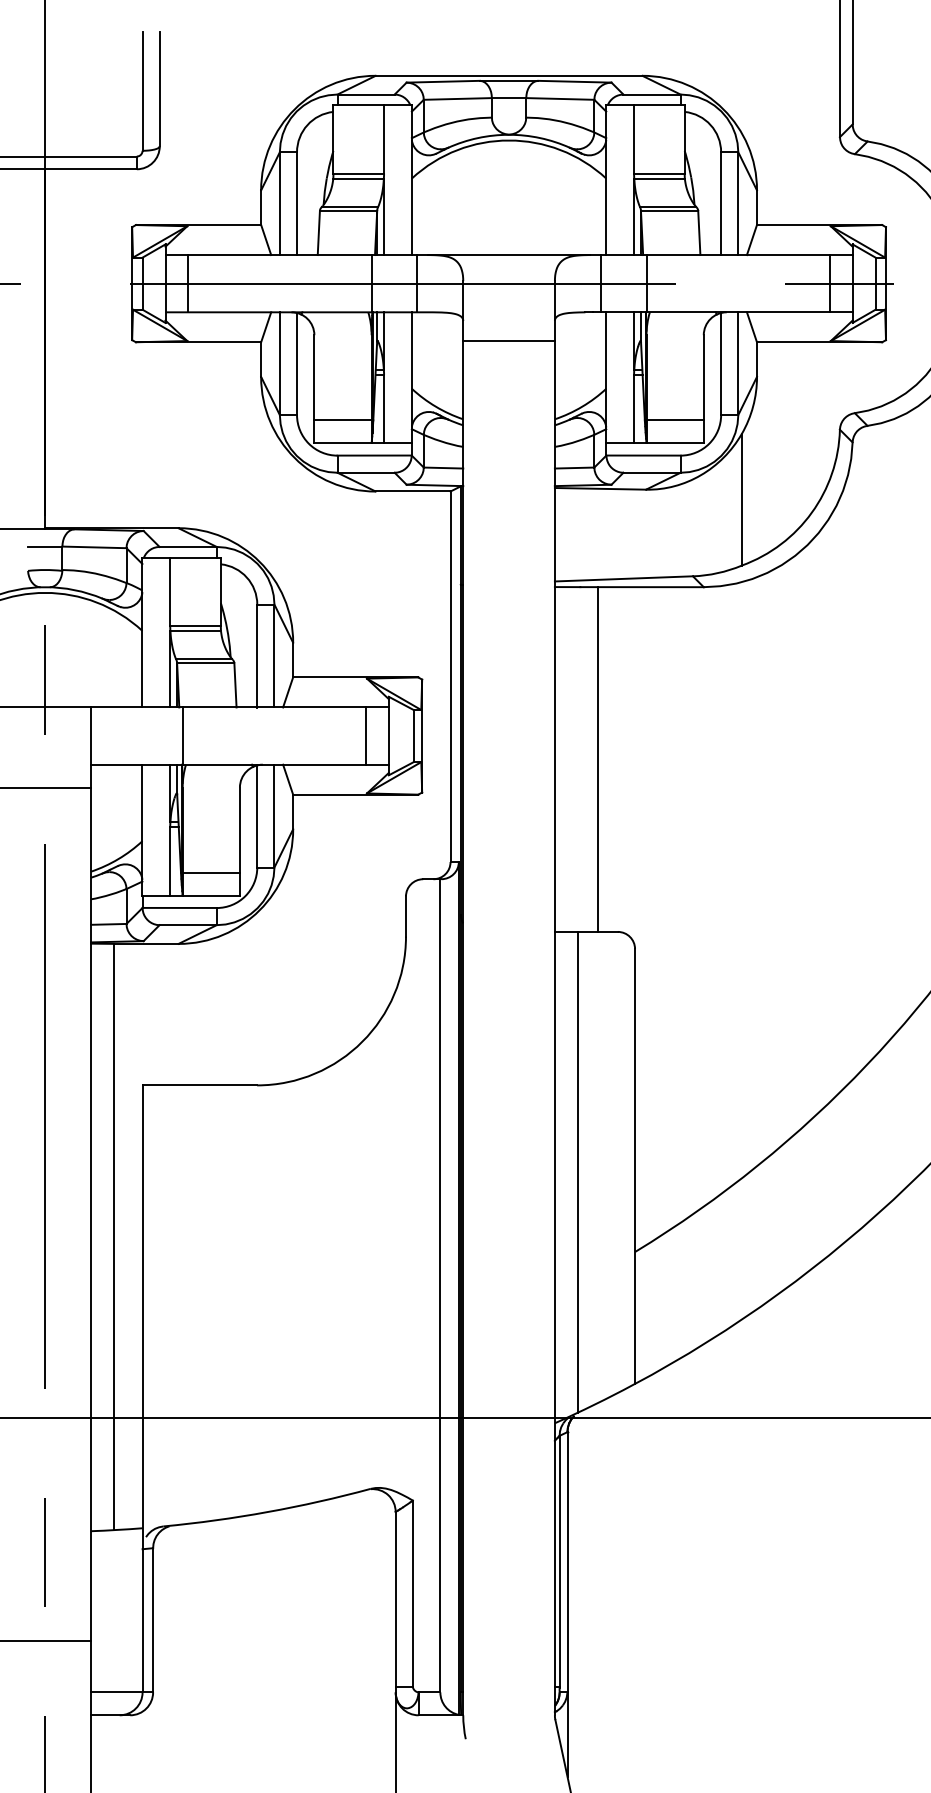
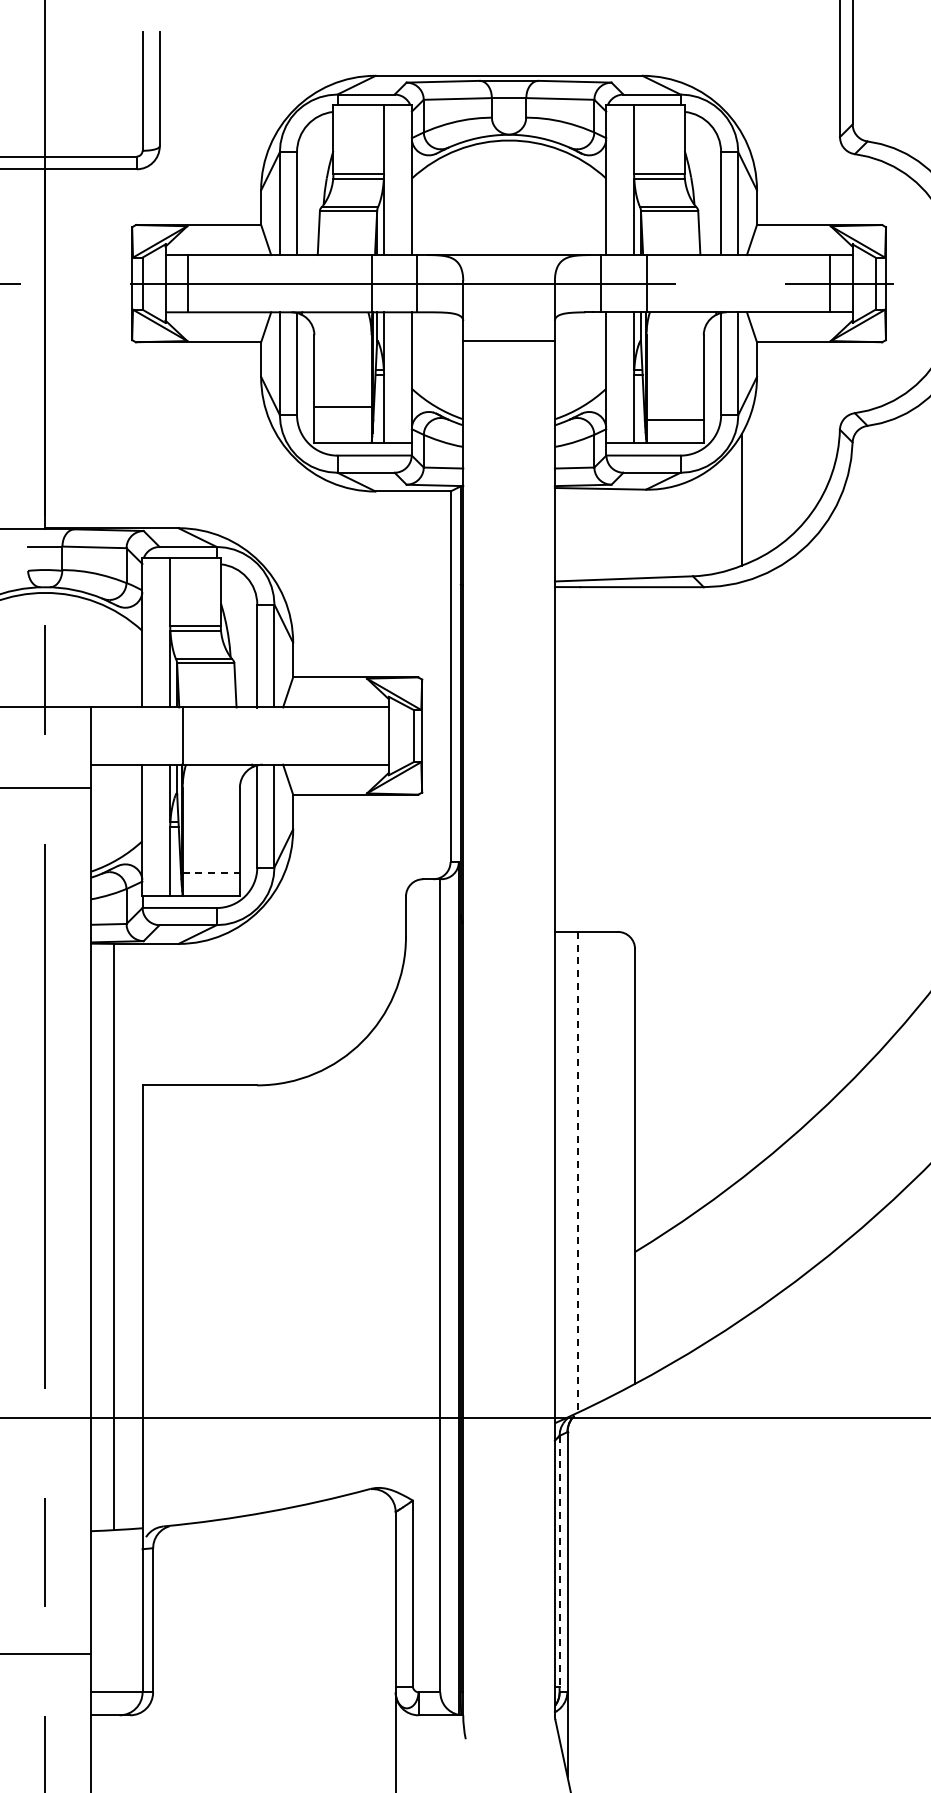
line position: (342, 420) -> (342, 407) (342, 407)
line: present -> none (365, 735)
line: present -> none (598, 759)
line: solid -> dashed (211, 872)
line: solid -> dashed (577, 1172)
line: solid -> dashed (559, 1562)
line position: (46, 1640) -> (46, 1653) (46, 1653)
